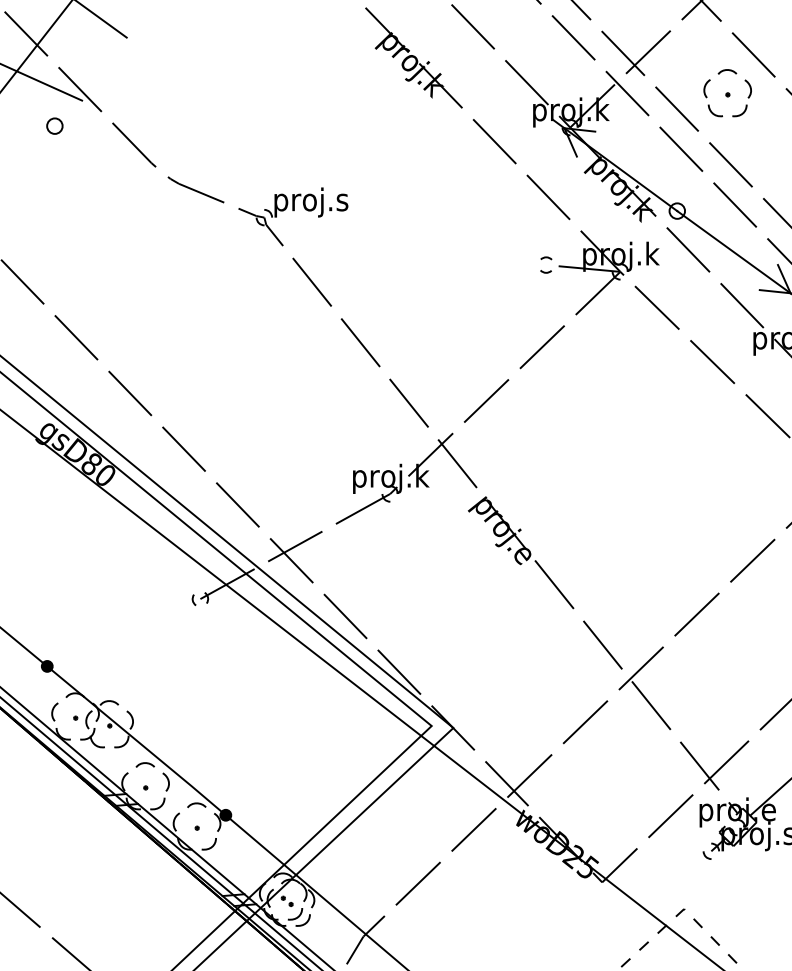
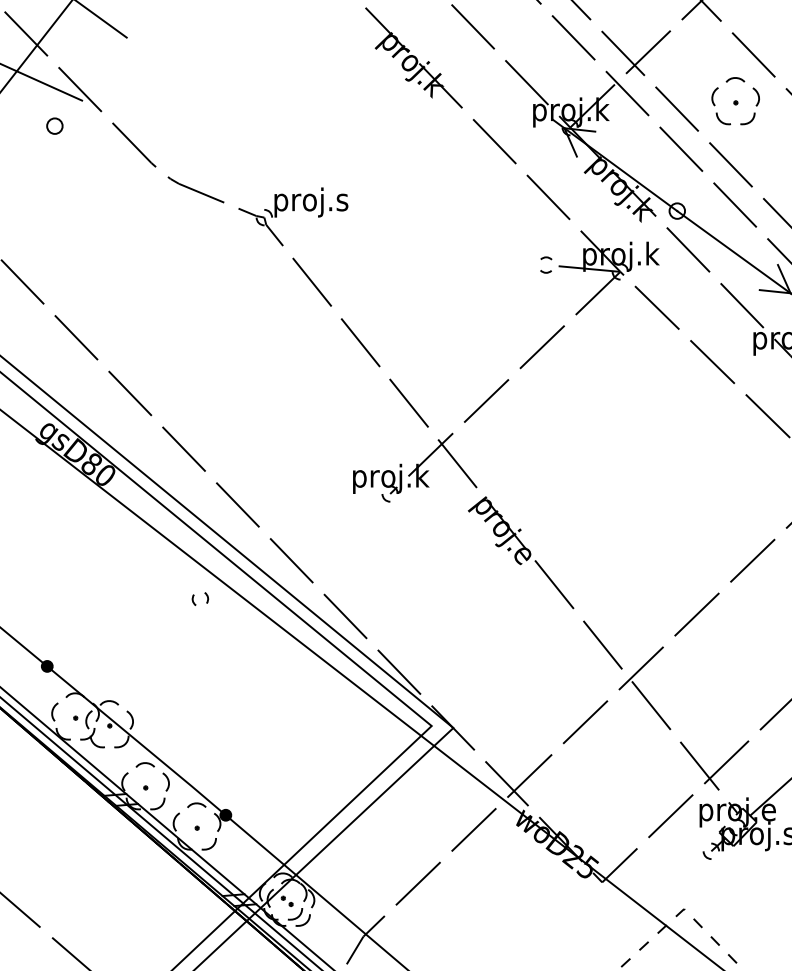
part position: (727, 93) -> (735, 101) (735, 101)
line: present -> none (295, 546)
